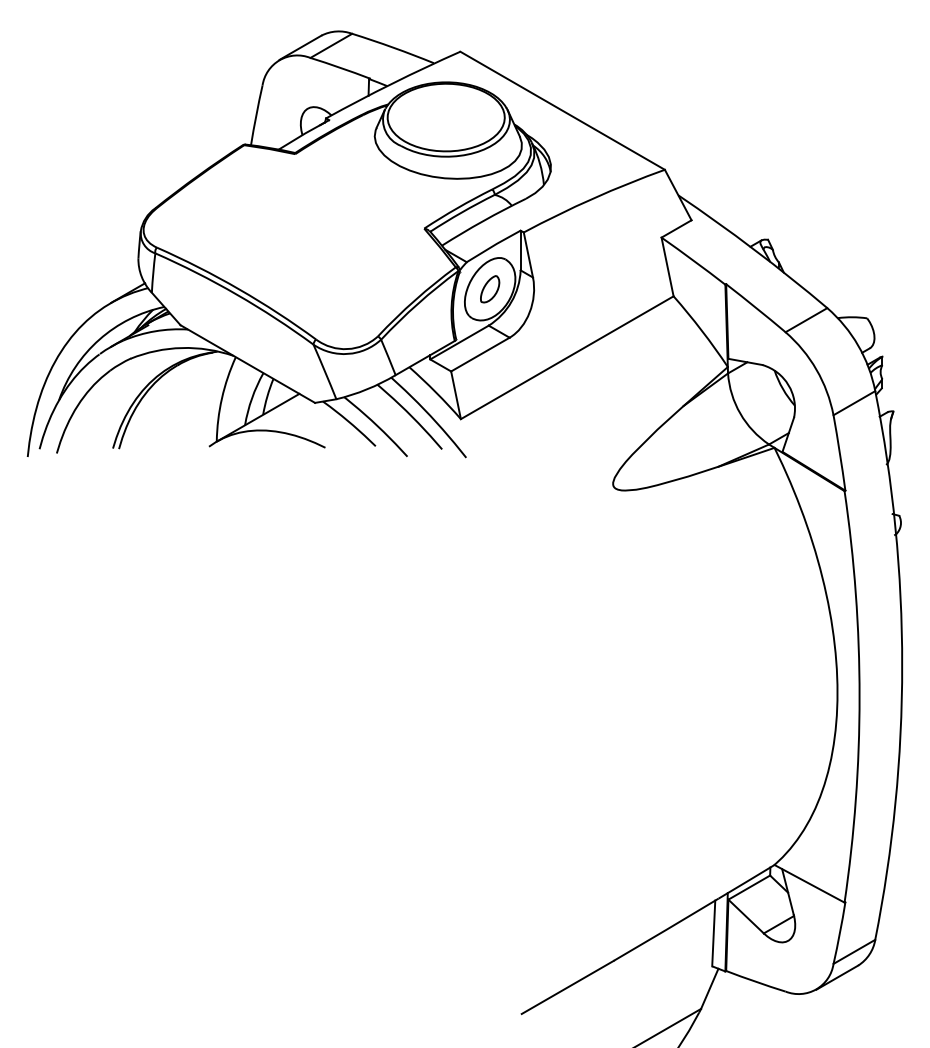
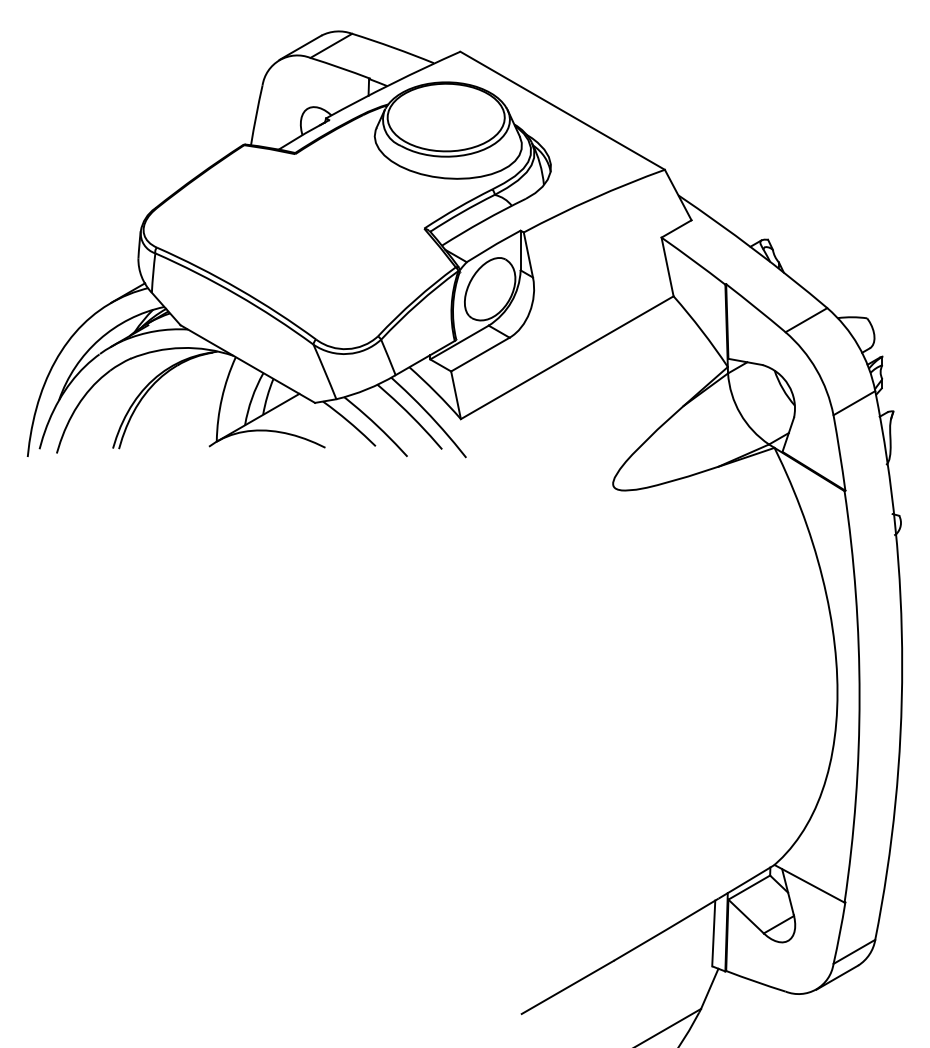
part: present -> none (490, 289)
